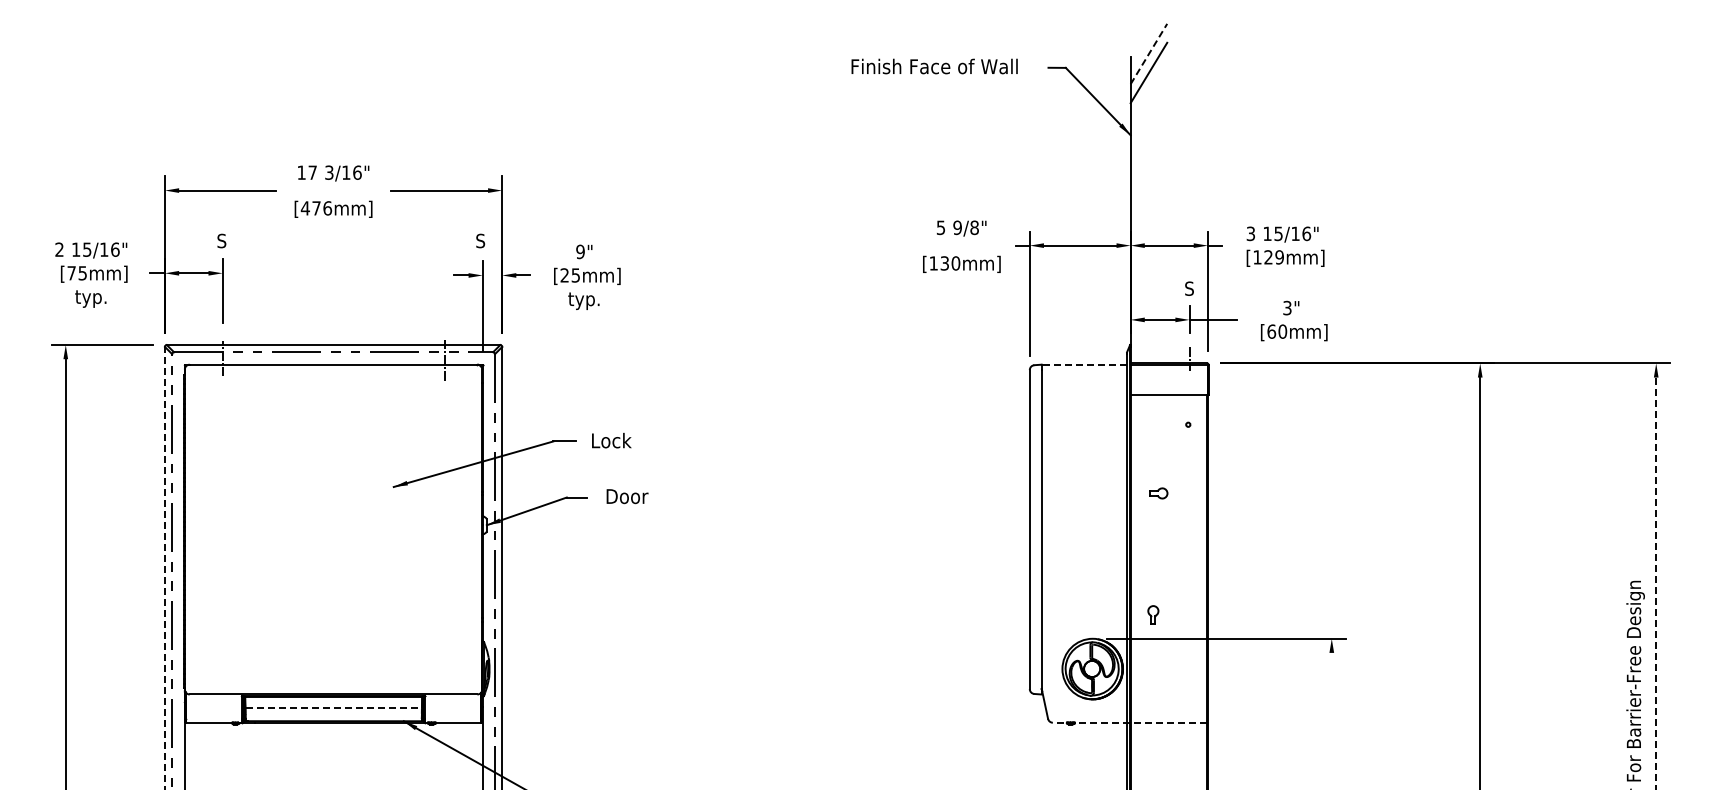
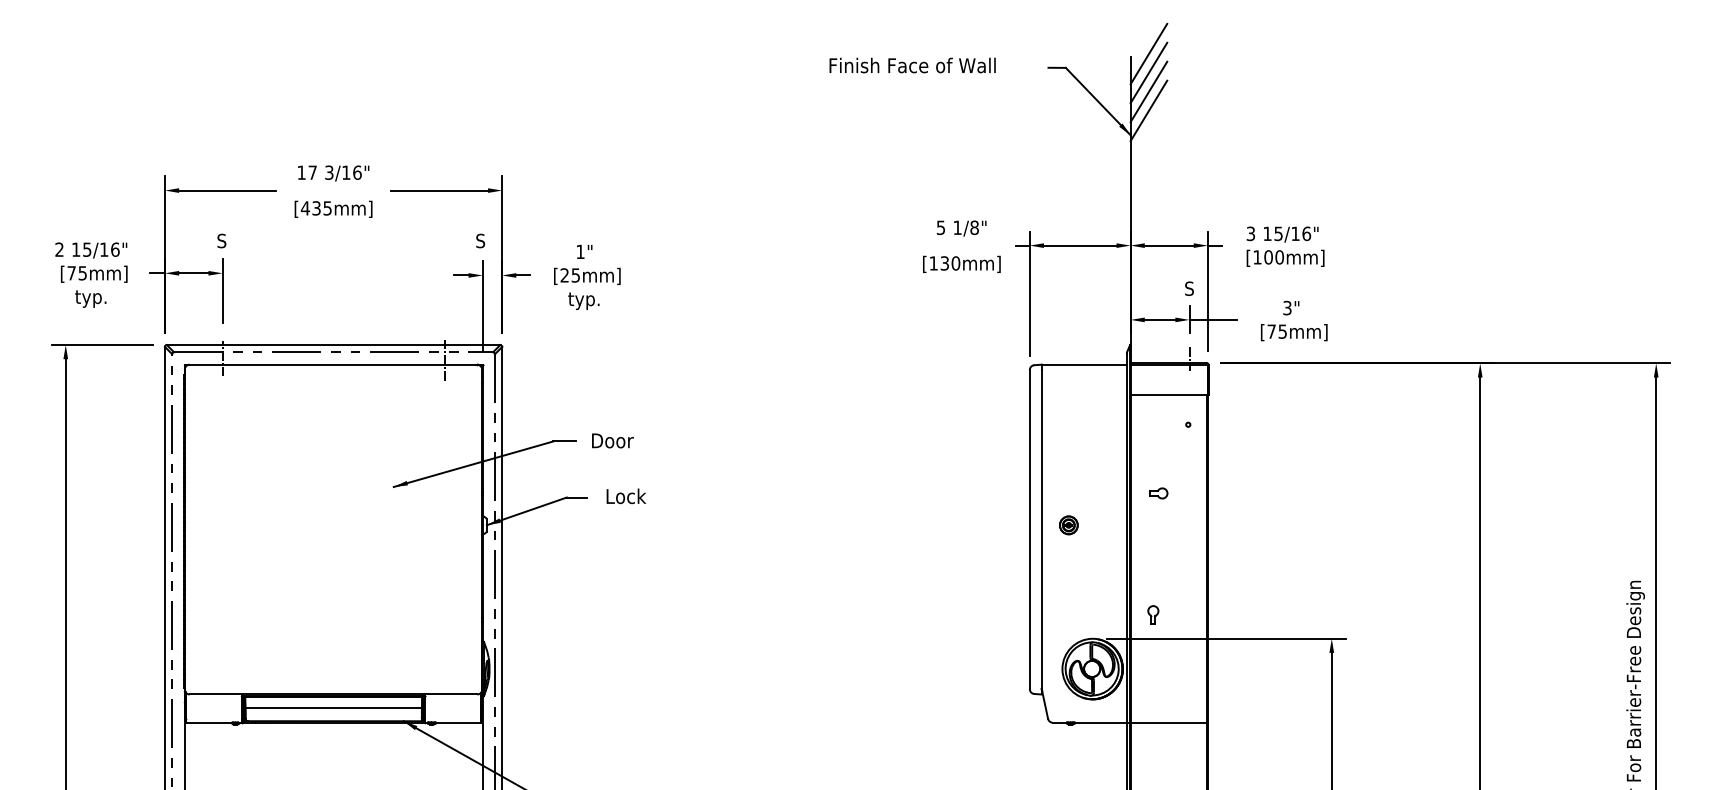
line: dashed -> solid (1149, 53)
text position: (934, 66) -> (912, 65) (912, 65)
line: none -> present (1148, 91)
line: none -> present (1148, 110)
text: [476mm] -> [435mm] (322, 208)
text: 9/8" -> 1/8" (957, 227)
text: 9" -> 1" (580, 251)
text: [129mm] -> [100mm] (1273, 257)
text: [60mm] -> [75mm] (1277, 331)
line: dashed -> solid (1084, 364)
text: Lock -> Door (613, 440)
text: Door -> Lock (628, 496)
part: none -> present (1068, 525)
line: dashed -> solid (165, 567)
line: dashed -> solid (1656, 583)
line: dashed -> solid (334, 708)
line: none -> present (1331, 719)
line: dashed -> solid (1129, 722)
